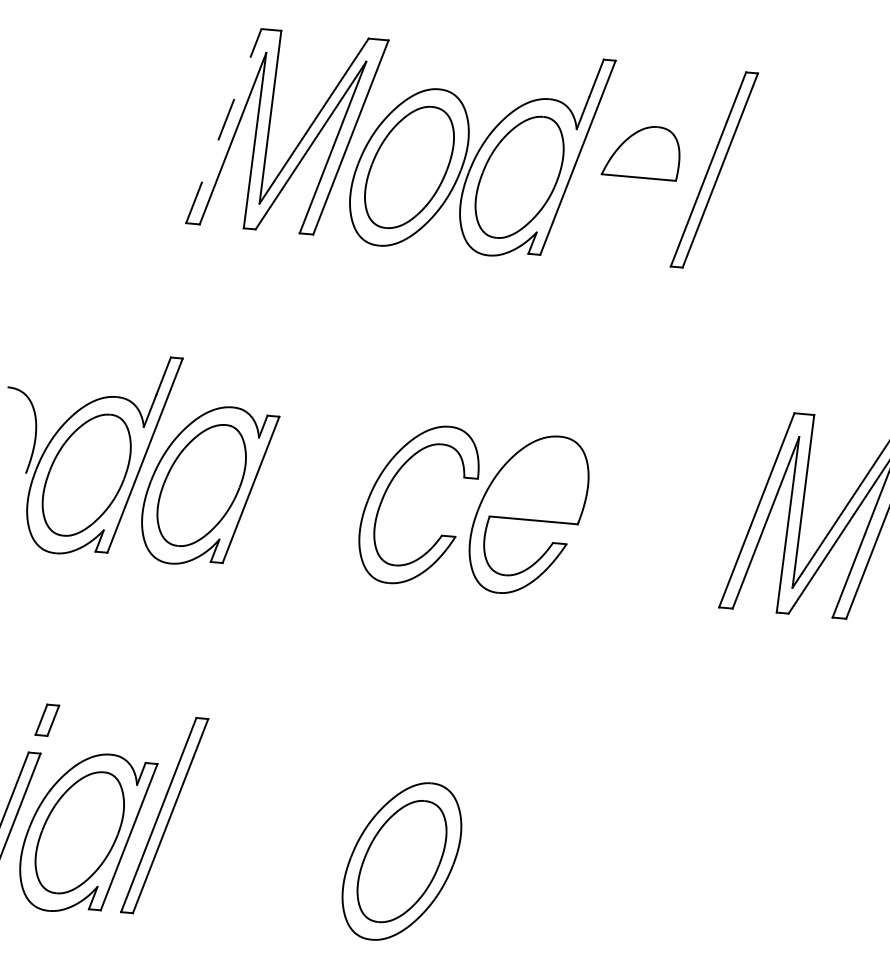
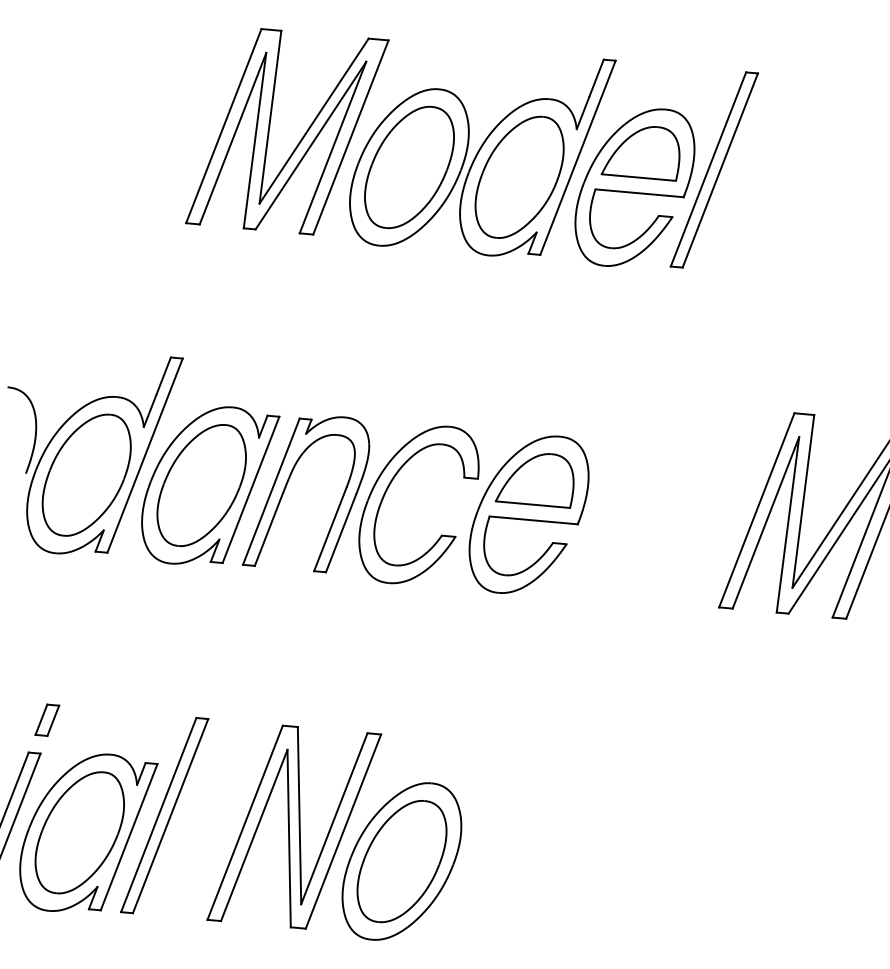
line: dashed -> solid (224, 125)
part: none -> present (634, 187)
part: none -> present (534, 480)
part: none -> present (287, 485)
part: none -> present (294, 826)
